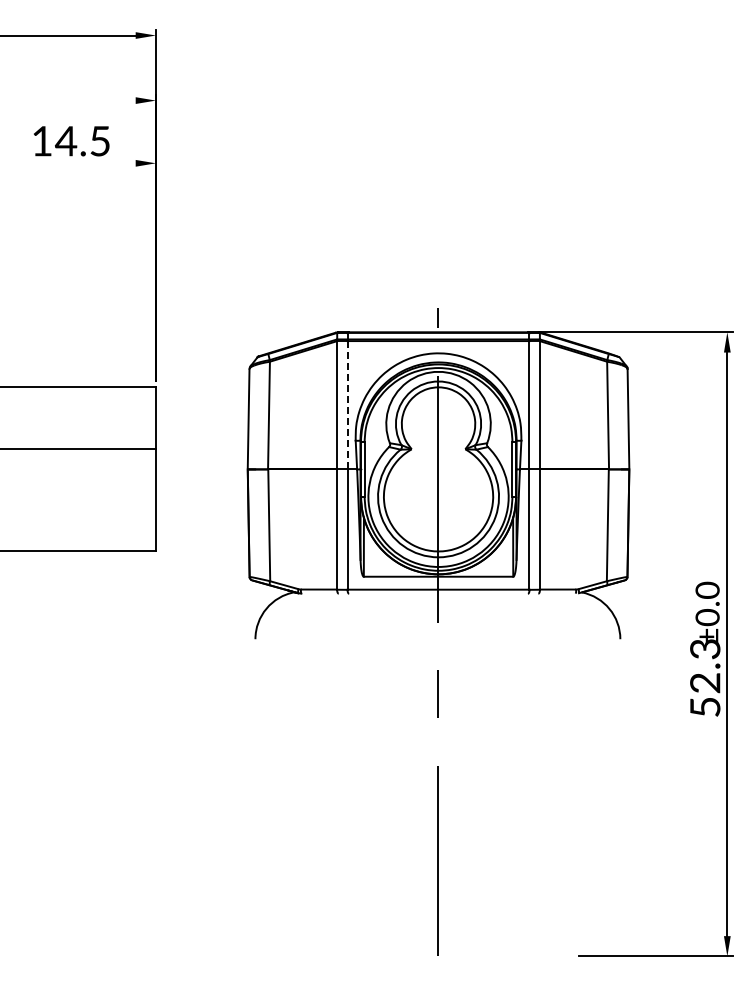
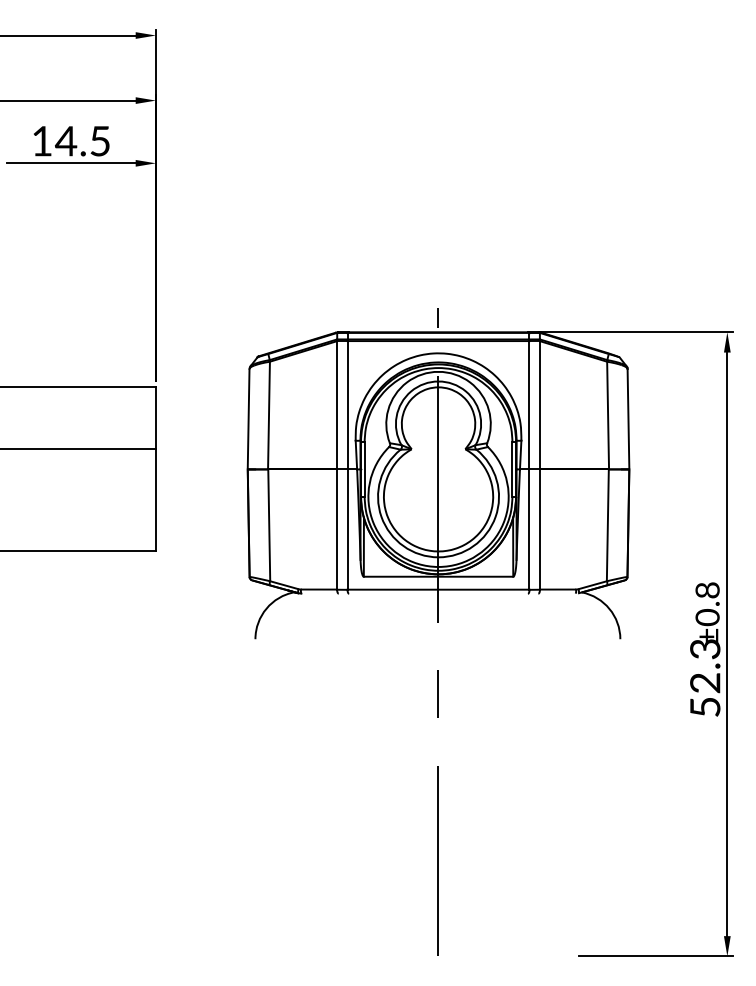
line: none -> present (68, 100)
line: none -> present (70, 163)
line: dashed -> solid (347, 405)
text: ±0.0 -> ±0.8 (707, 589)
